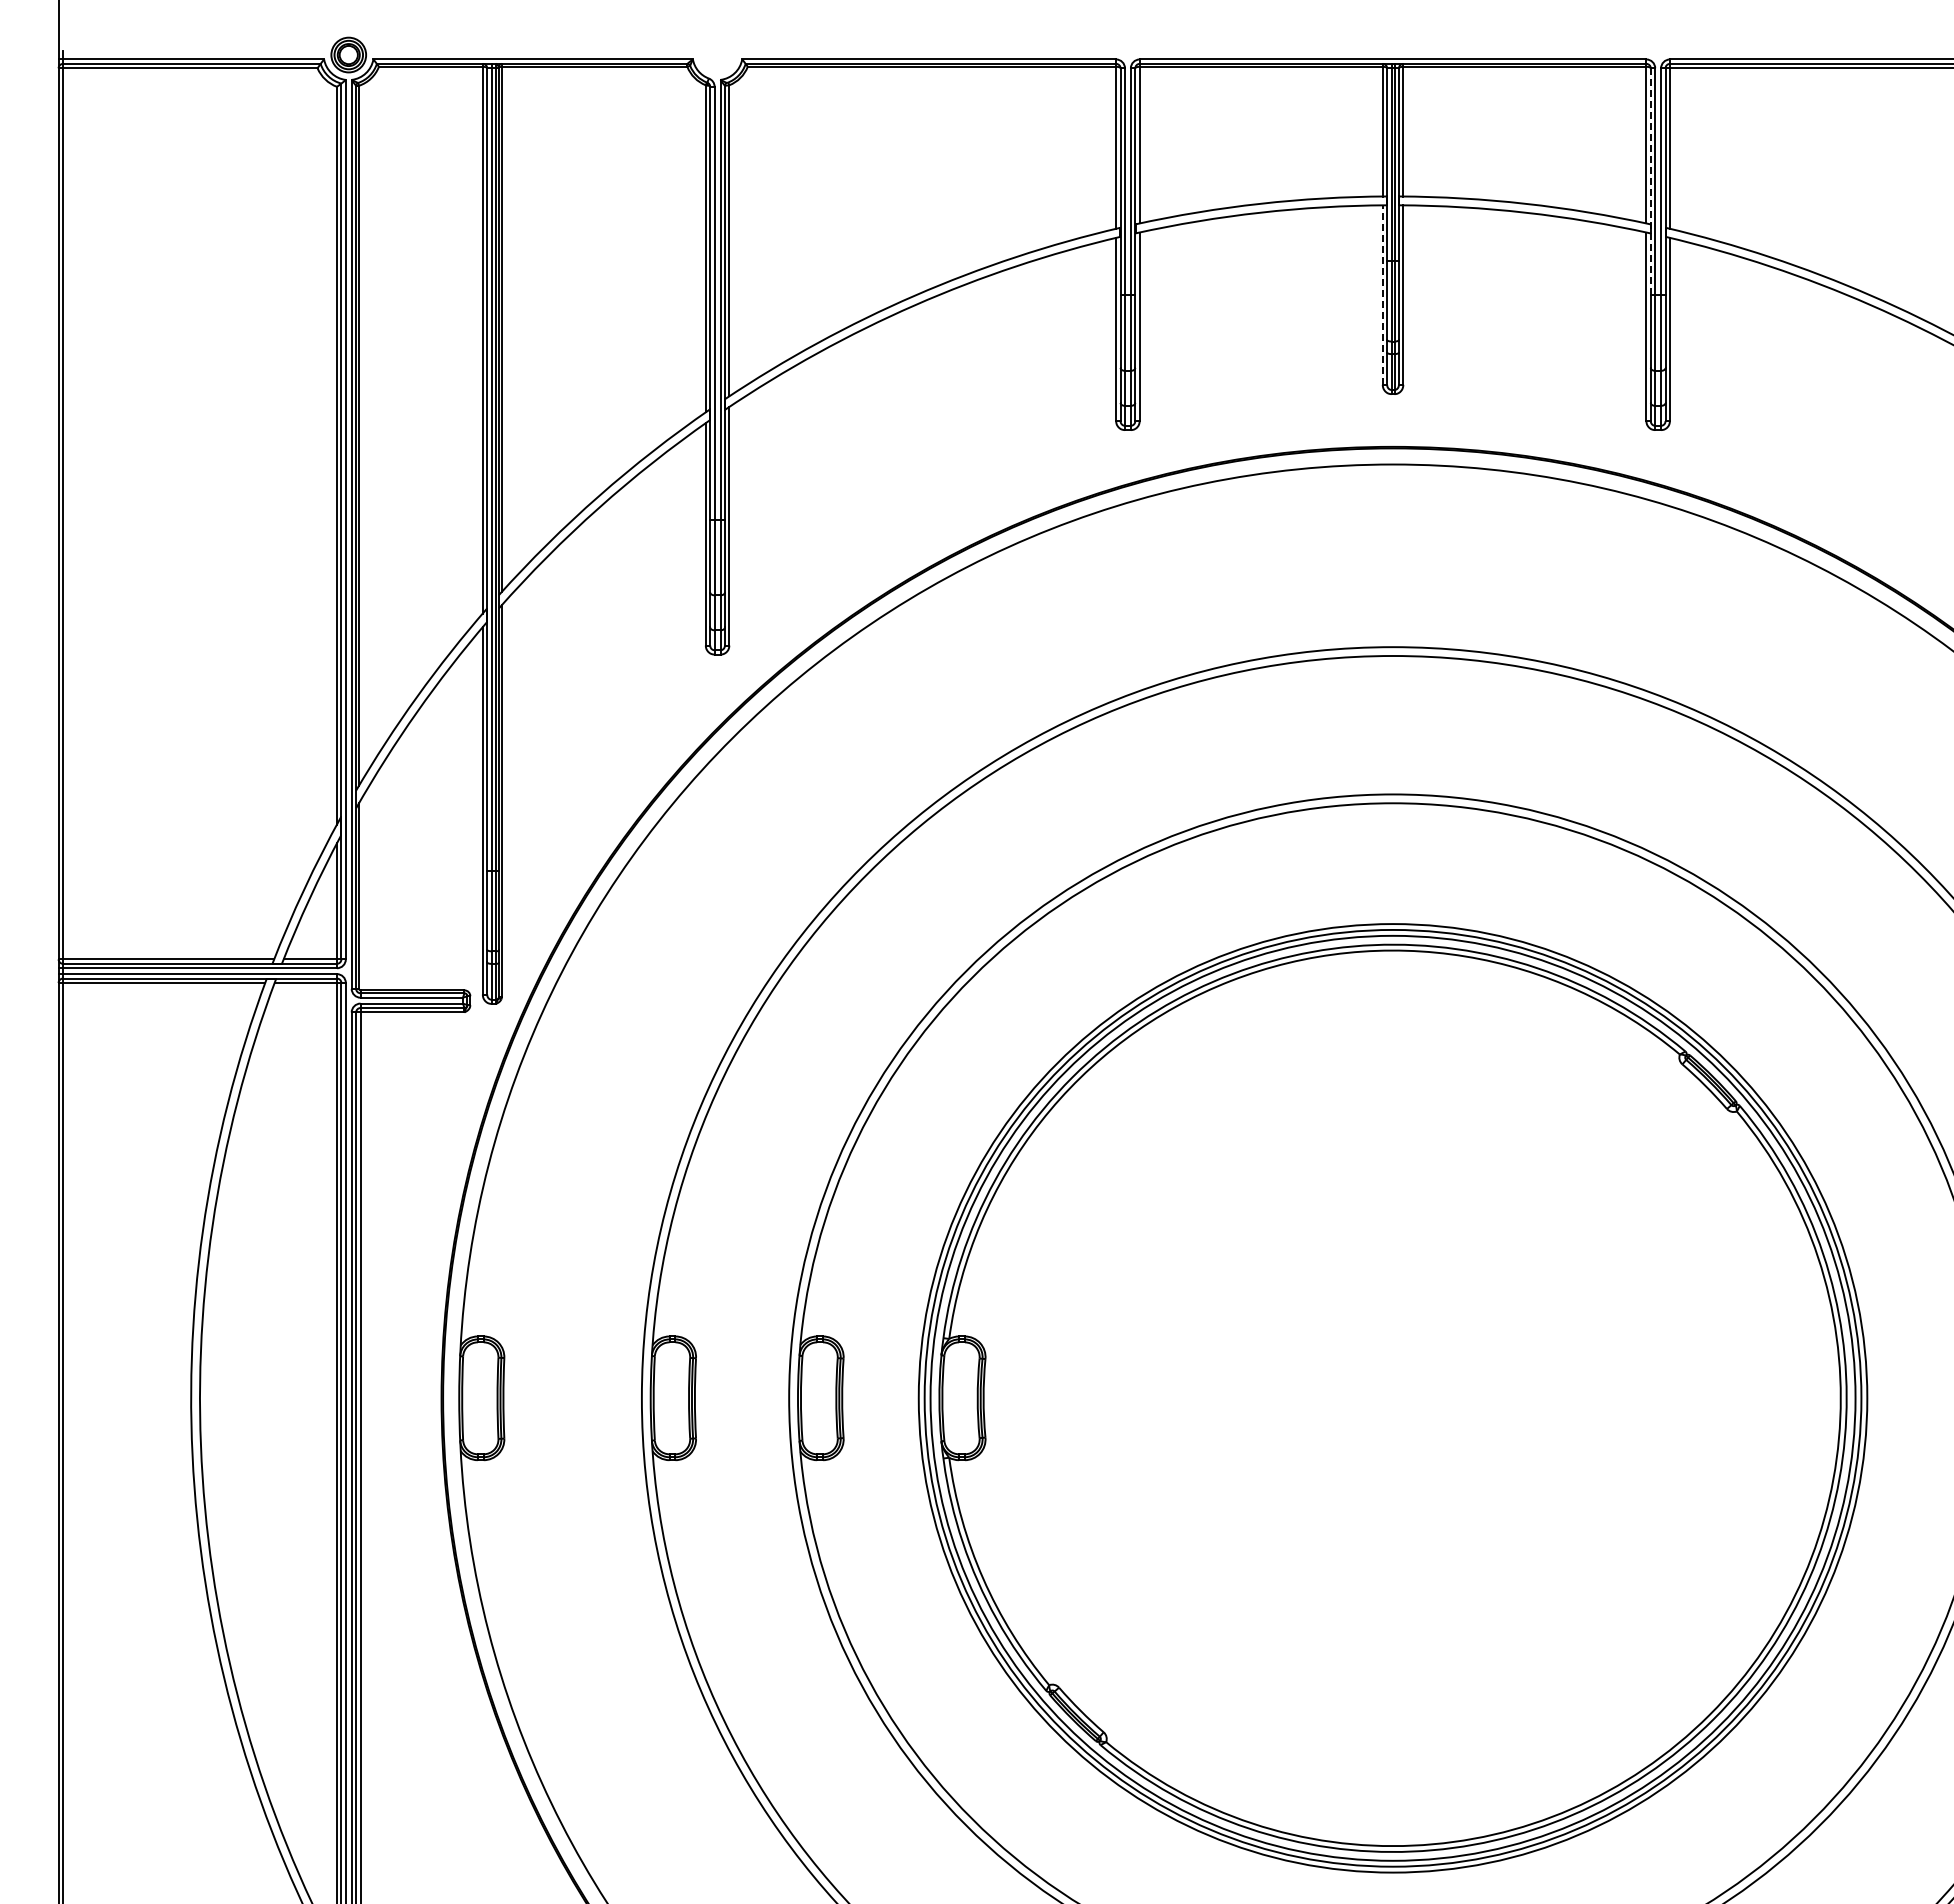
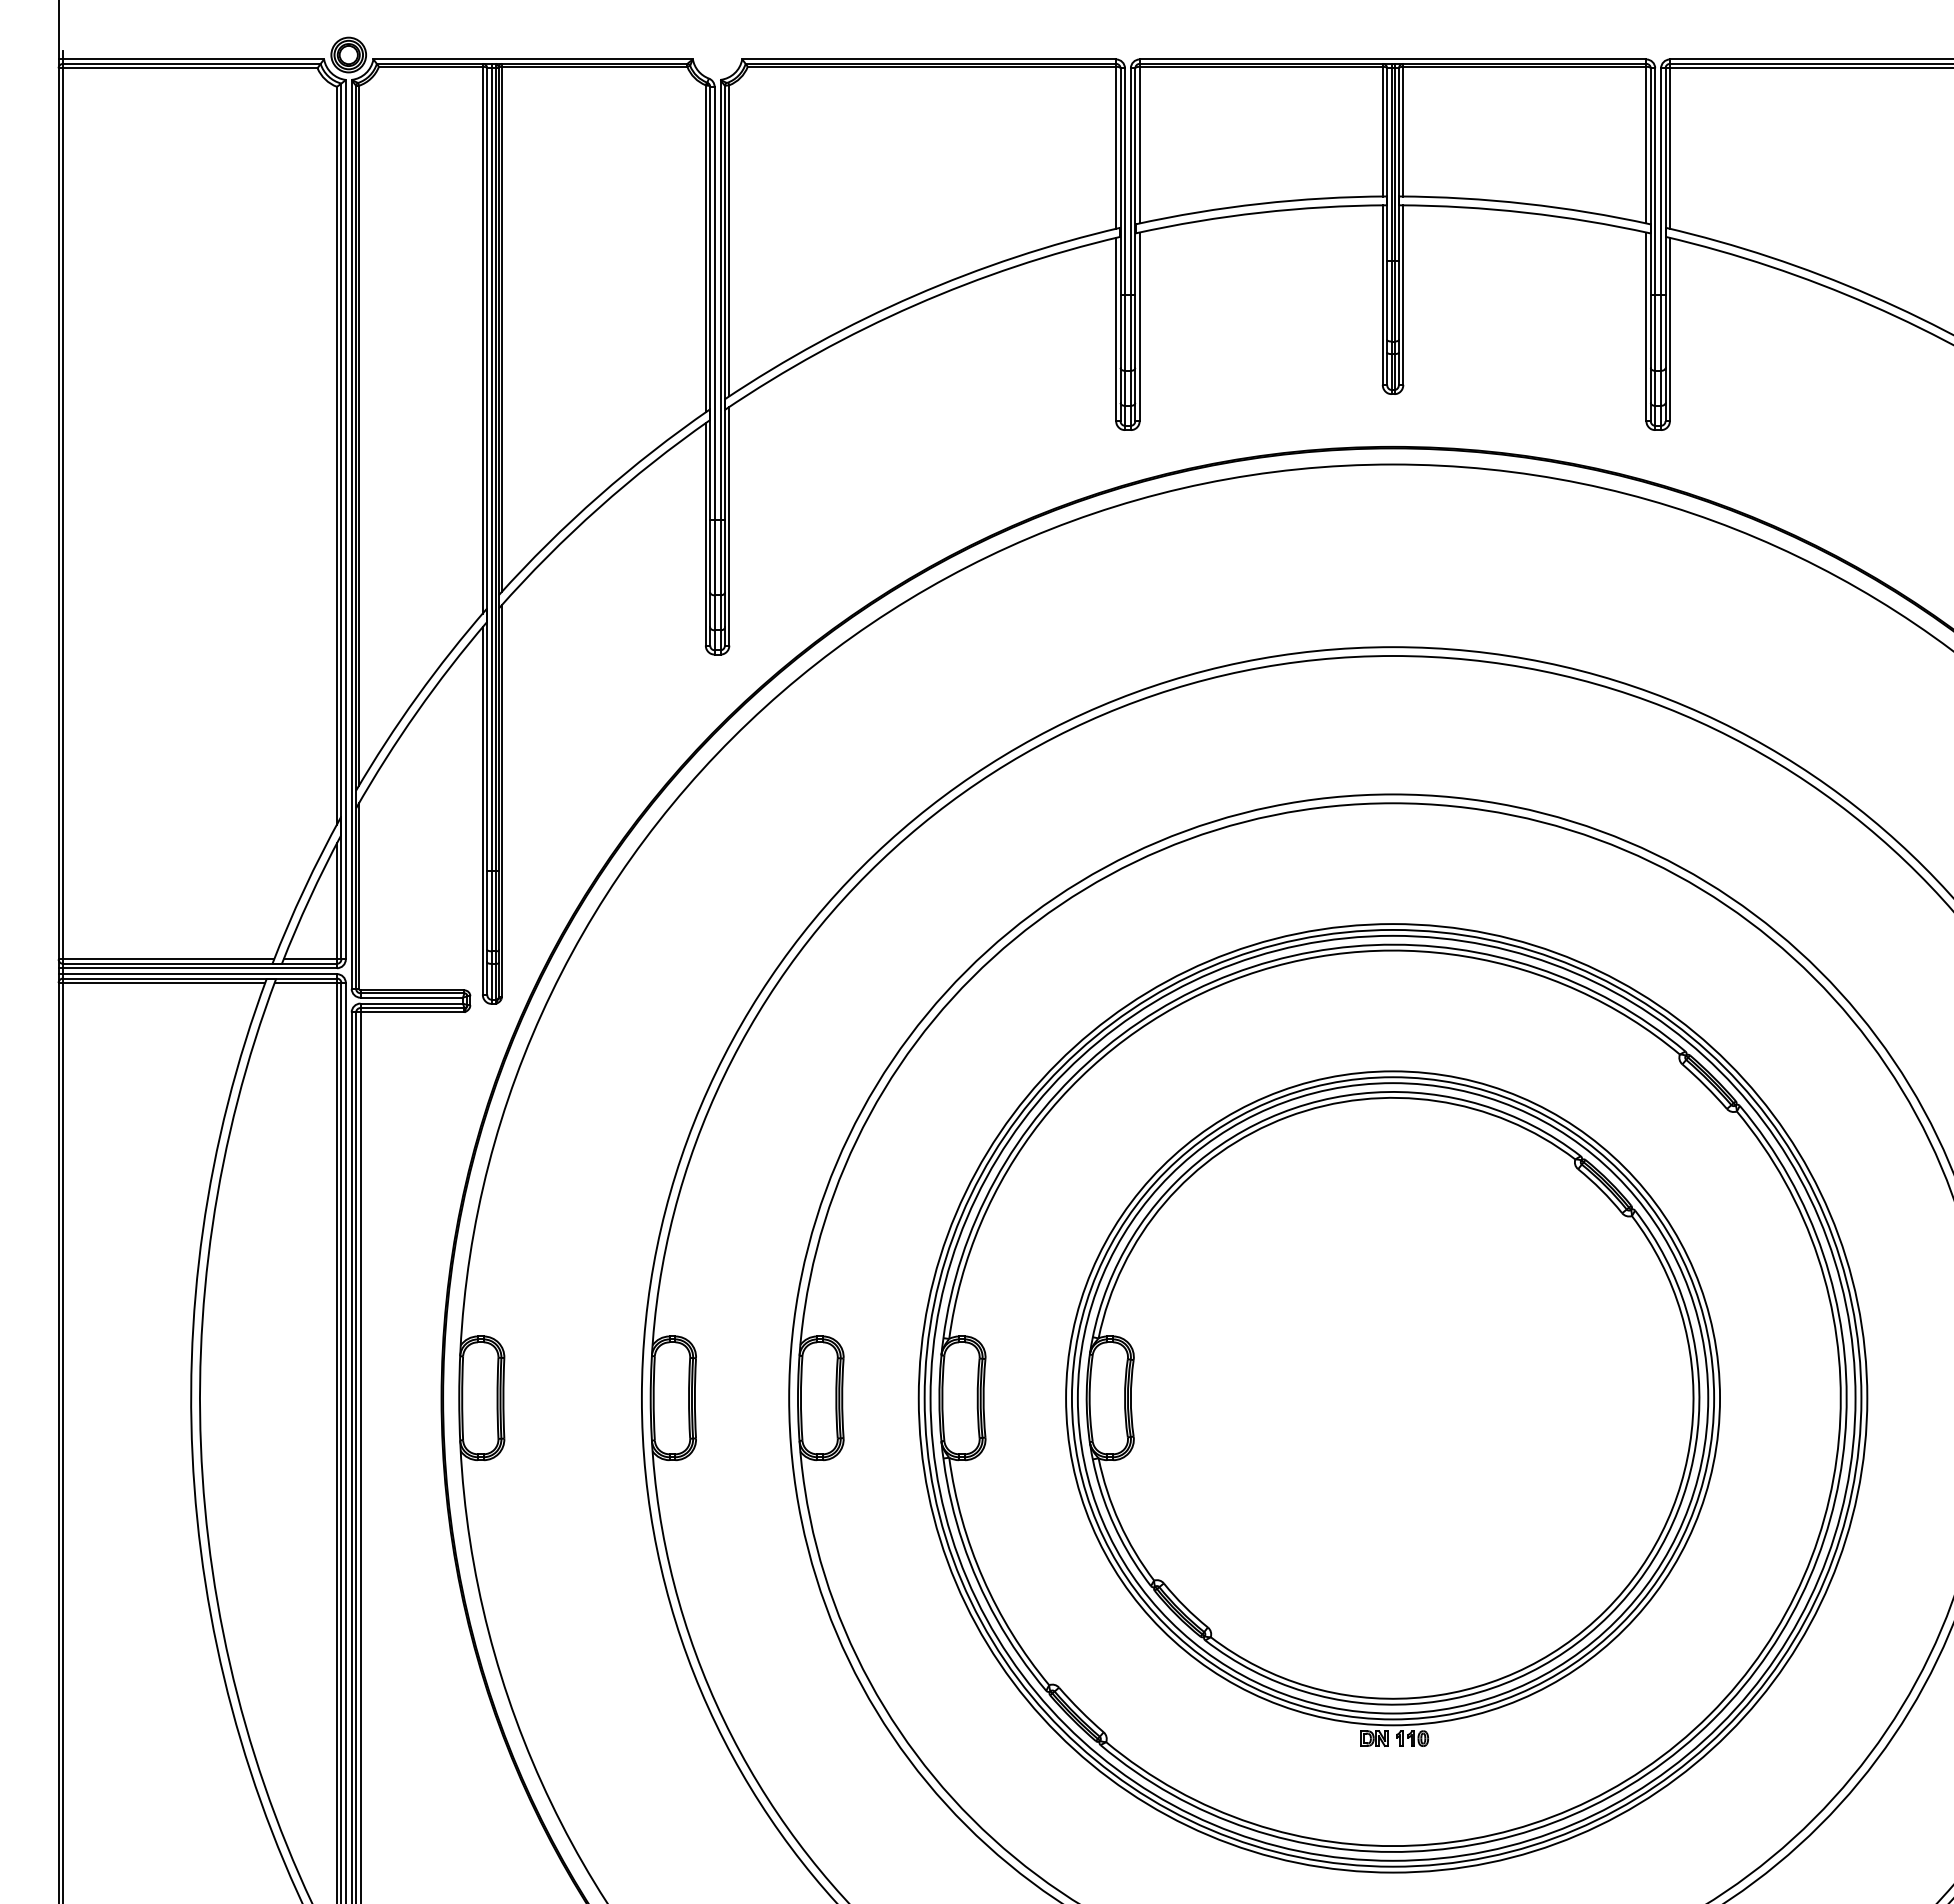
line: dashed -> solid (1650, 181)
line: dashed -> solid (1382, 295)
part: none -> present (1392, 1408)
